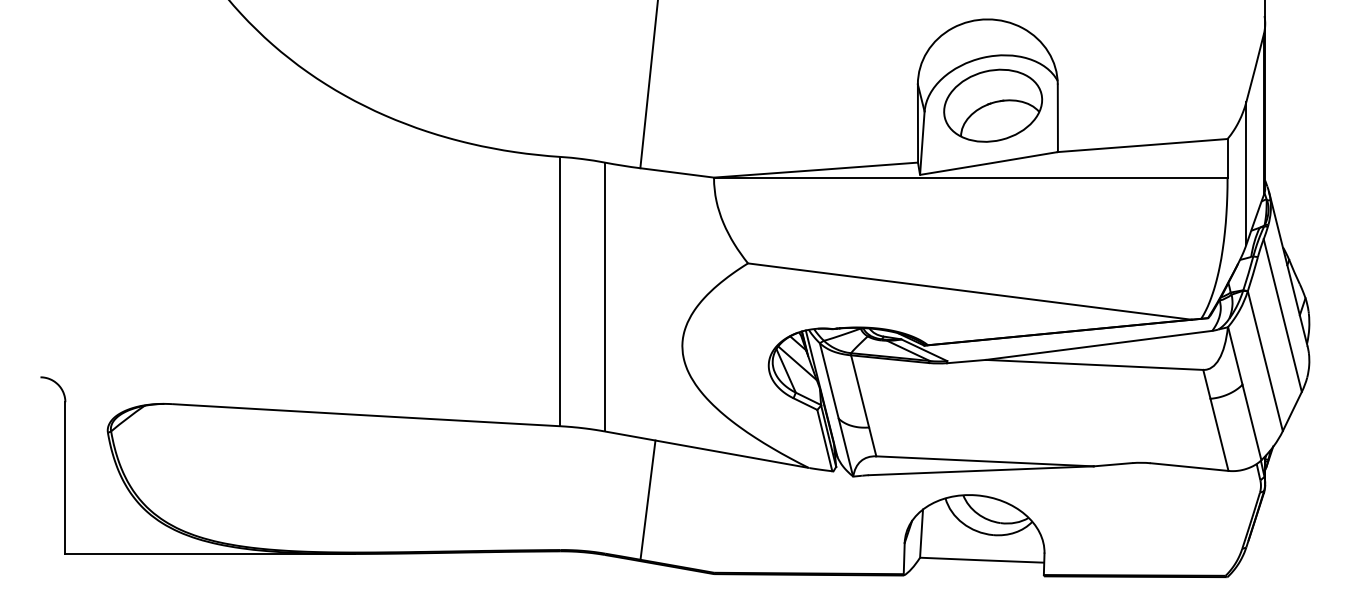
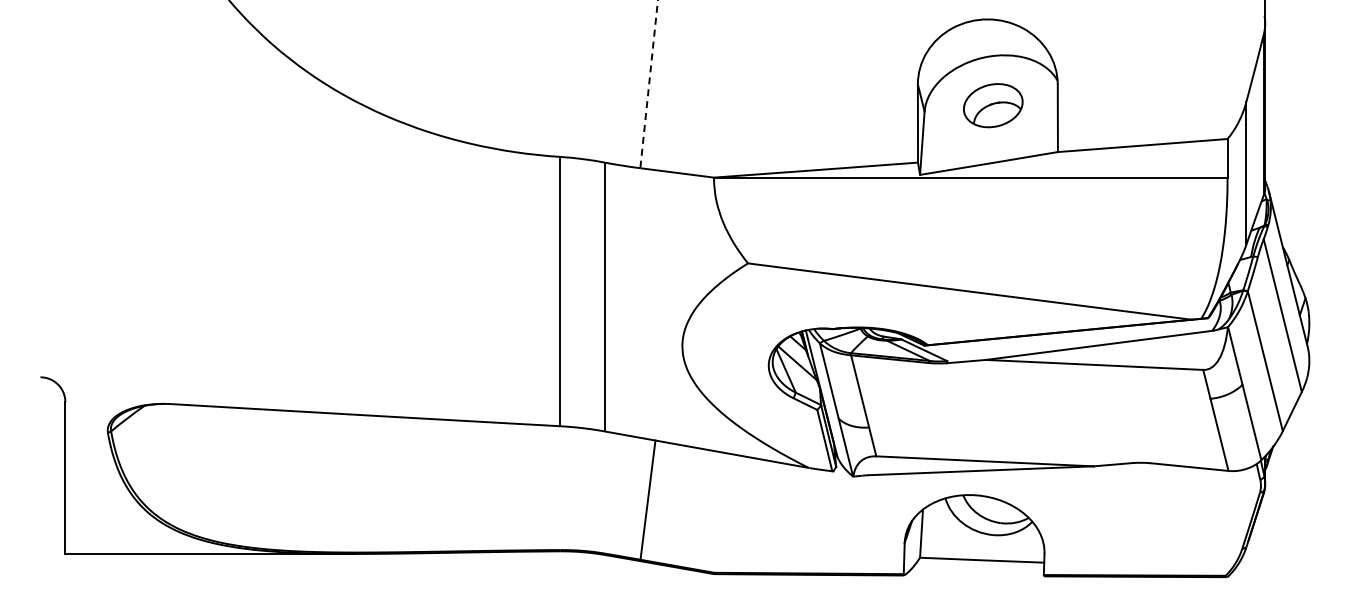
line: solid -> dashed (649, 84)
part size: 101x75 px -> 61x46 px (993, 105)
